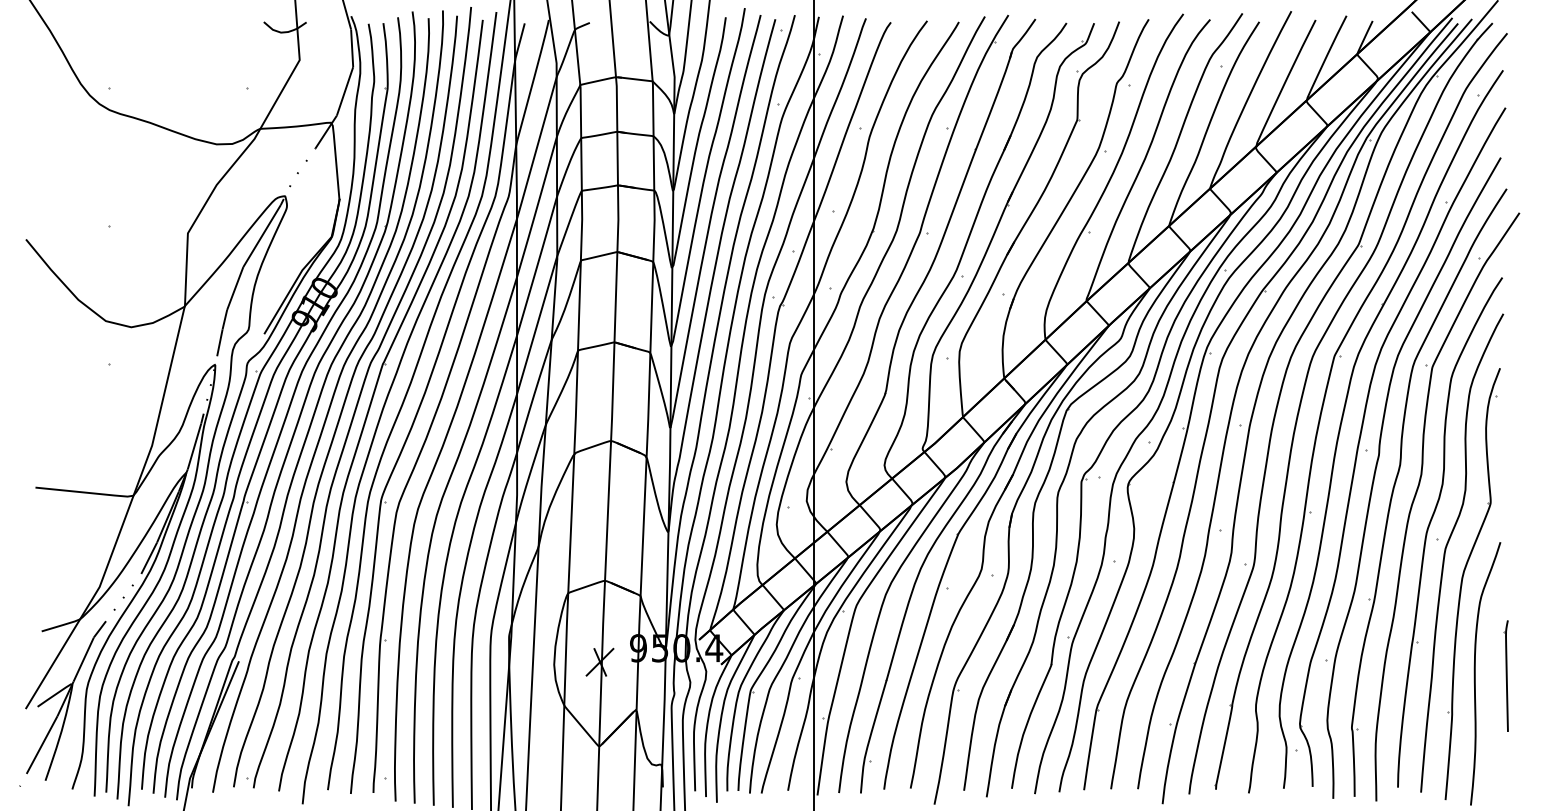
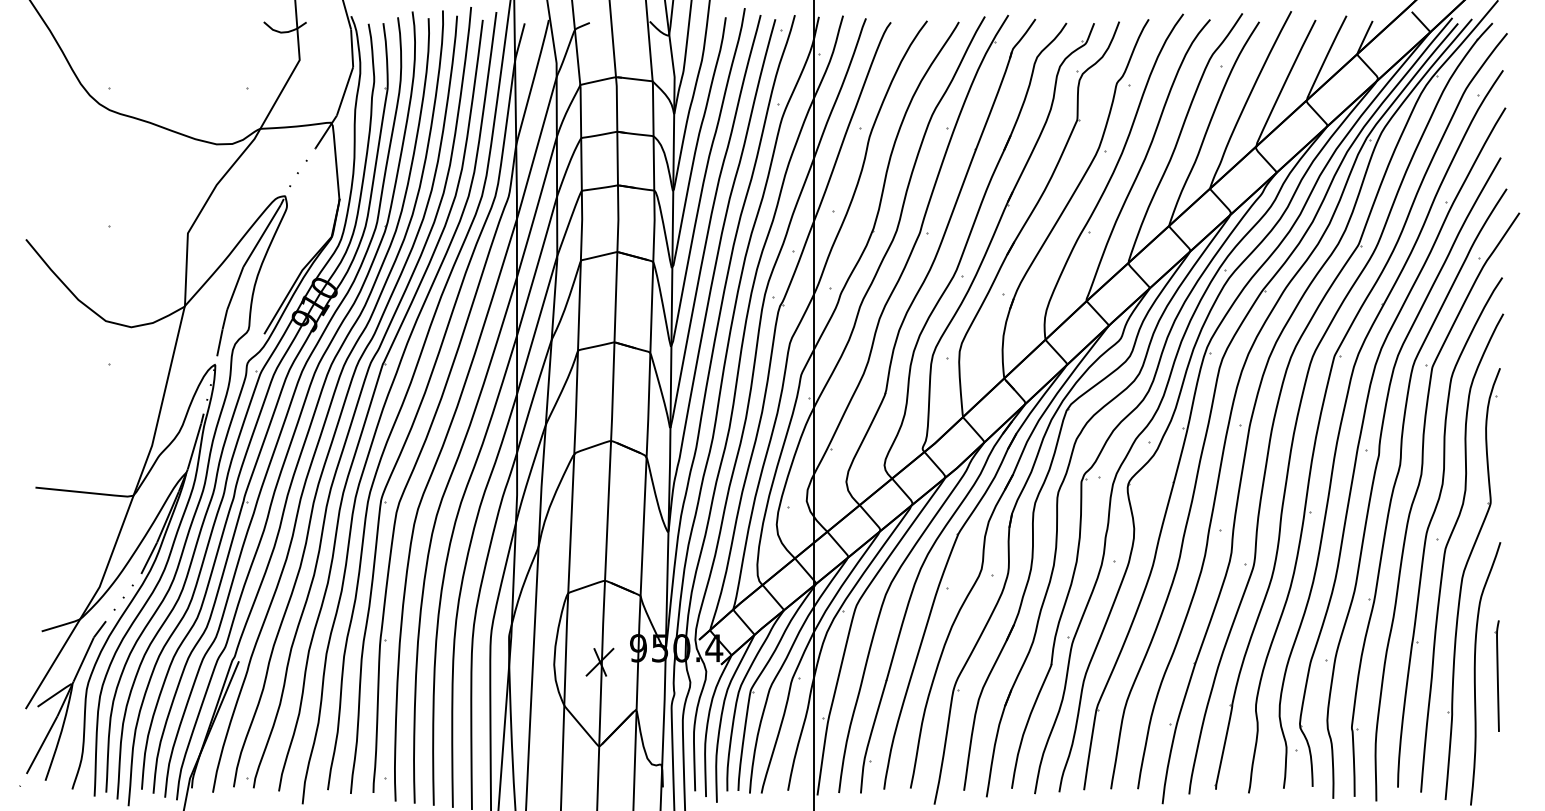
part position: (1505, 675) -> (1496, 675) (1496, 675)
